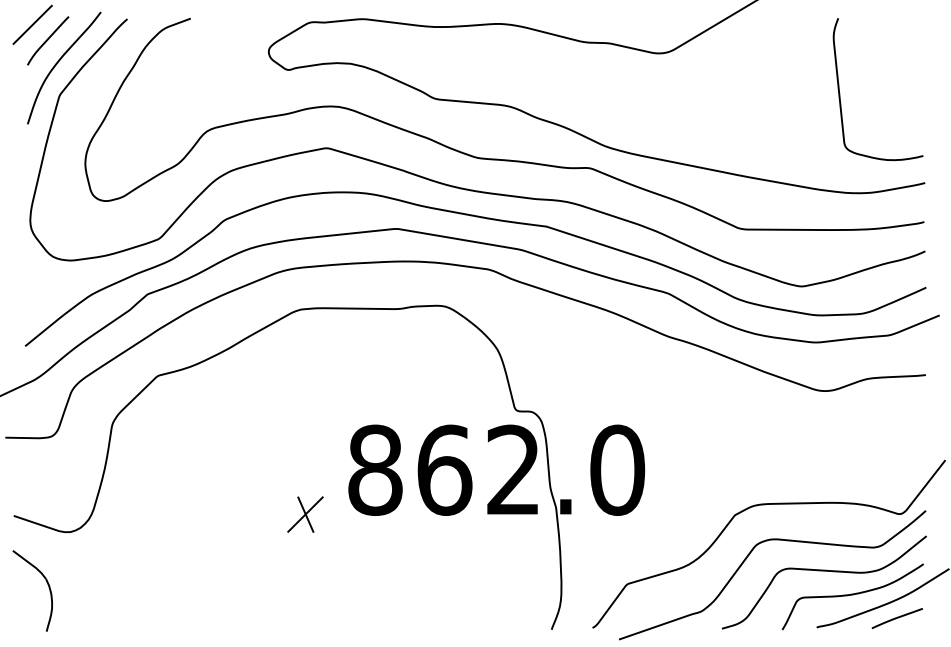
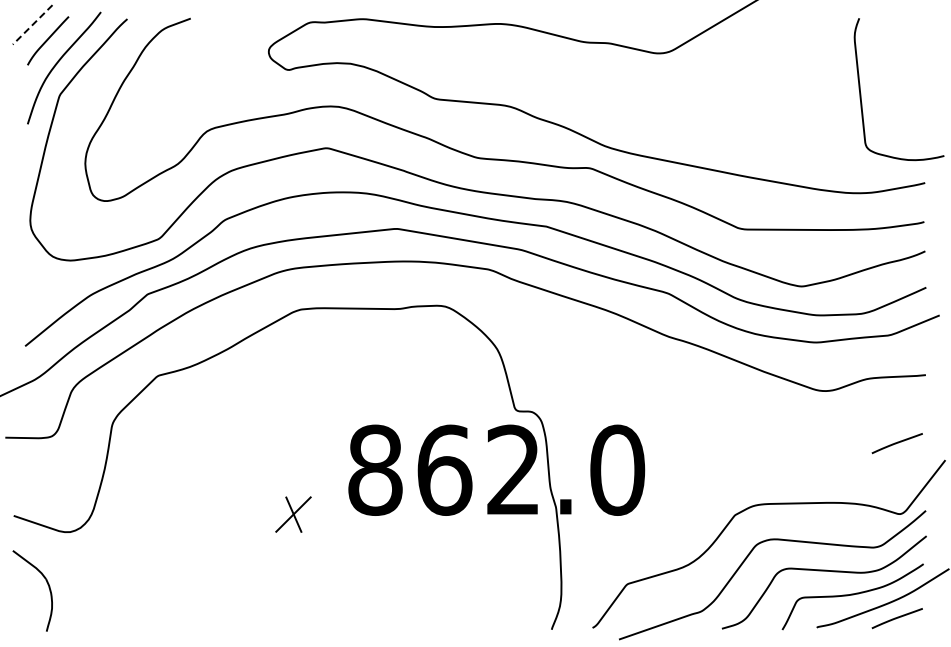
line: solid -> dashed (32, 24)
curve position: (840, 93) -> (861, 93) (861, 93)
curve: none -> present (896, 443)
part position: (305, 514) -> (293, 514) (293, 514)
